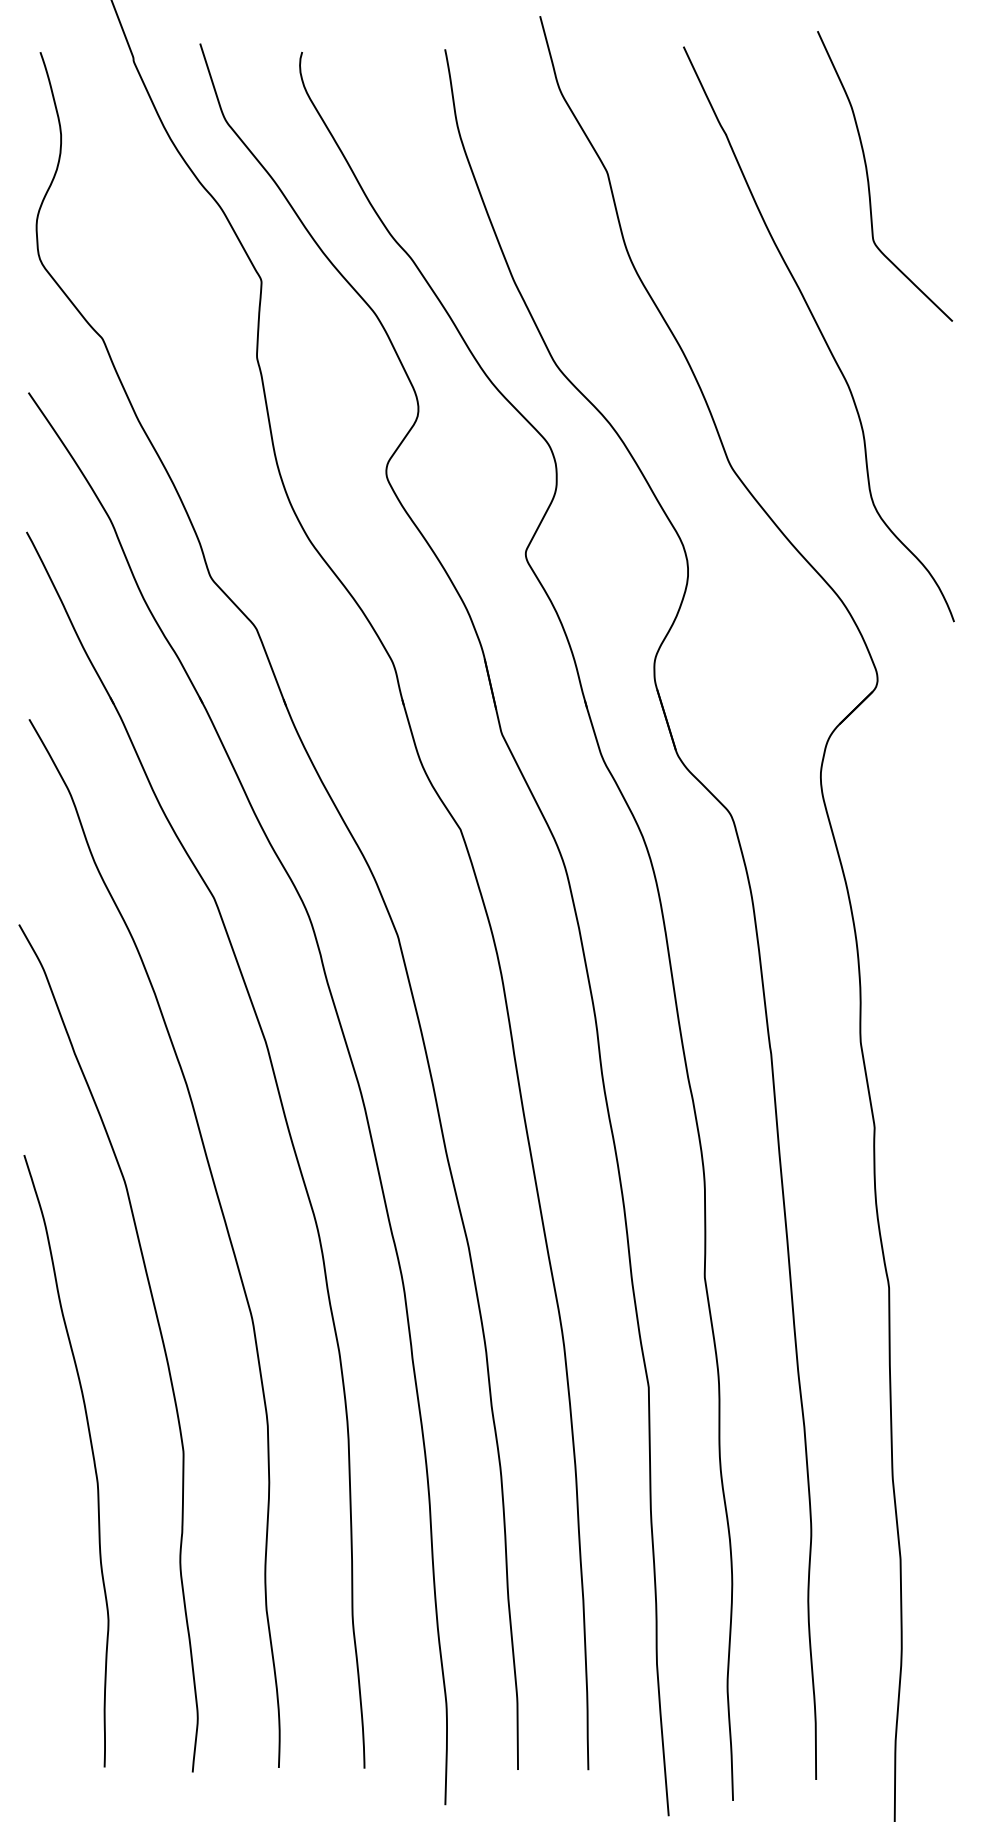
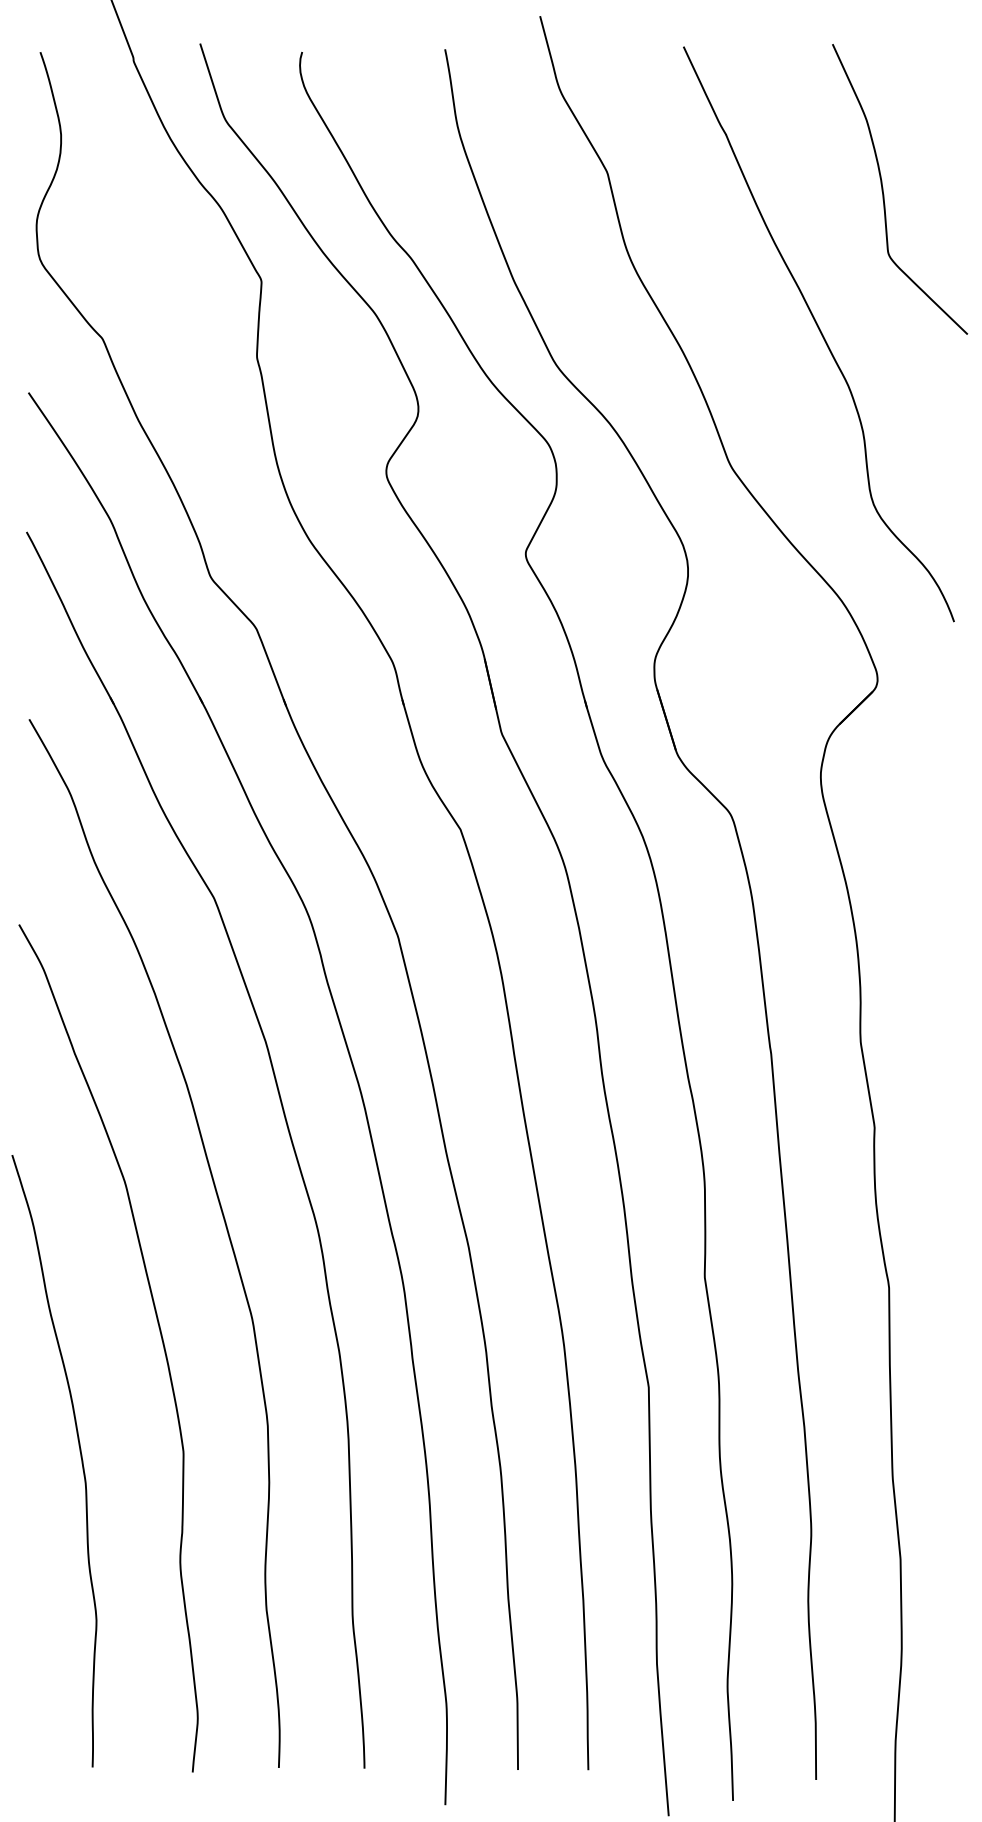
curve position: (869, 181) -> (884, 194) (884, 194)
curve position: (92, 1457) -> (80, 1457) (80, 1457)
